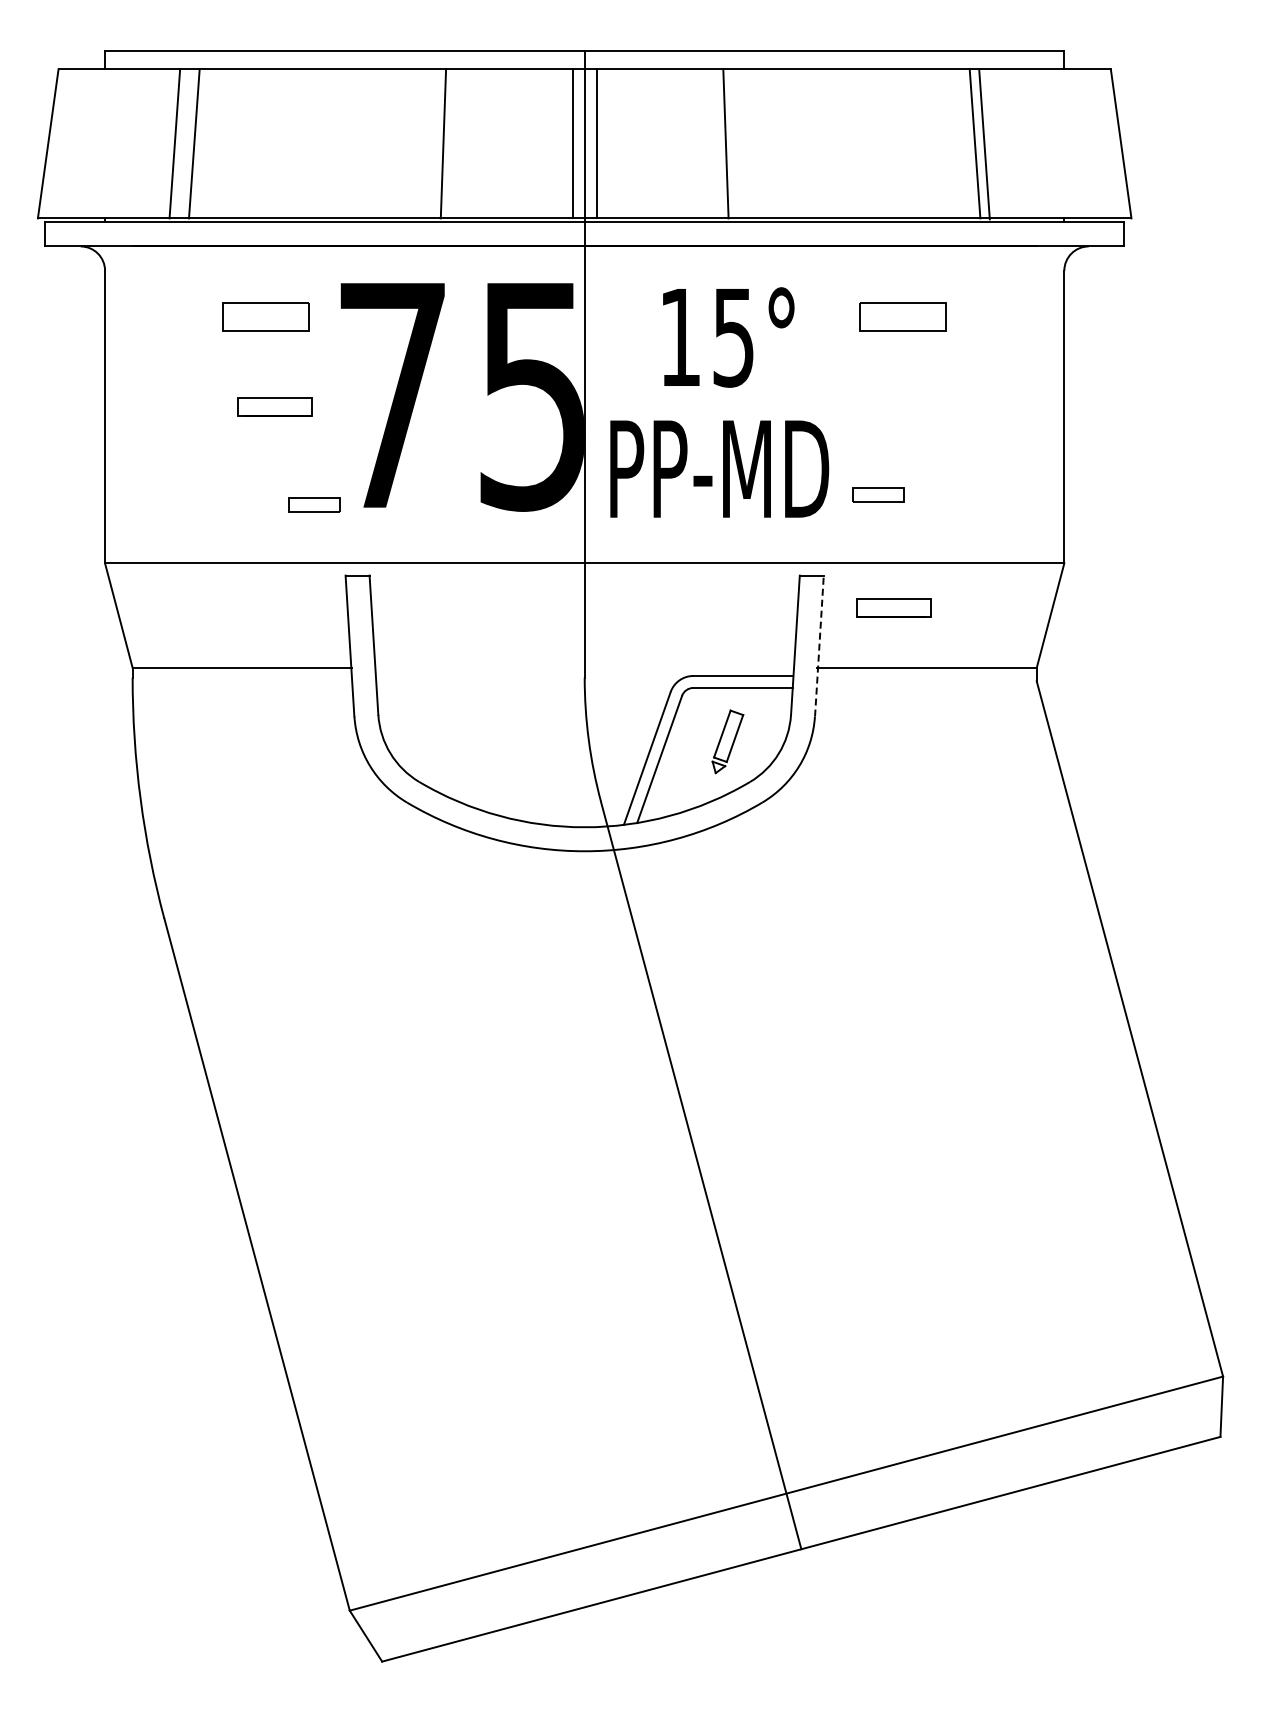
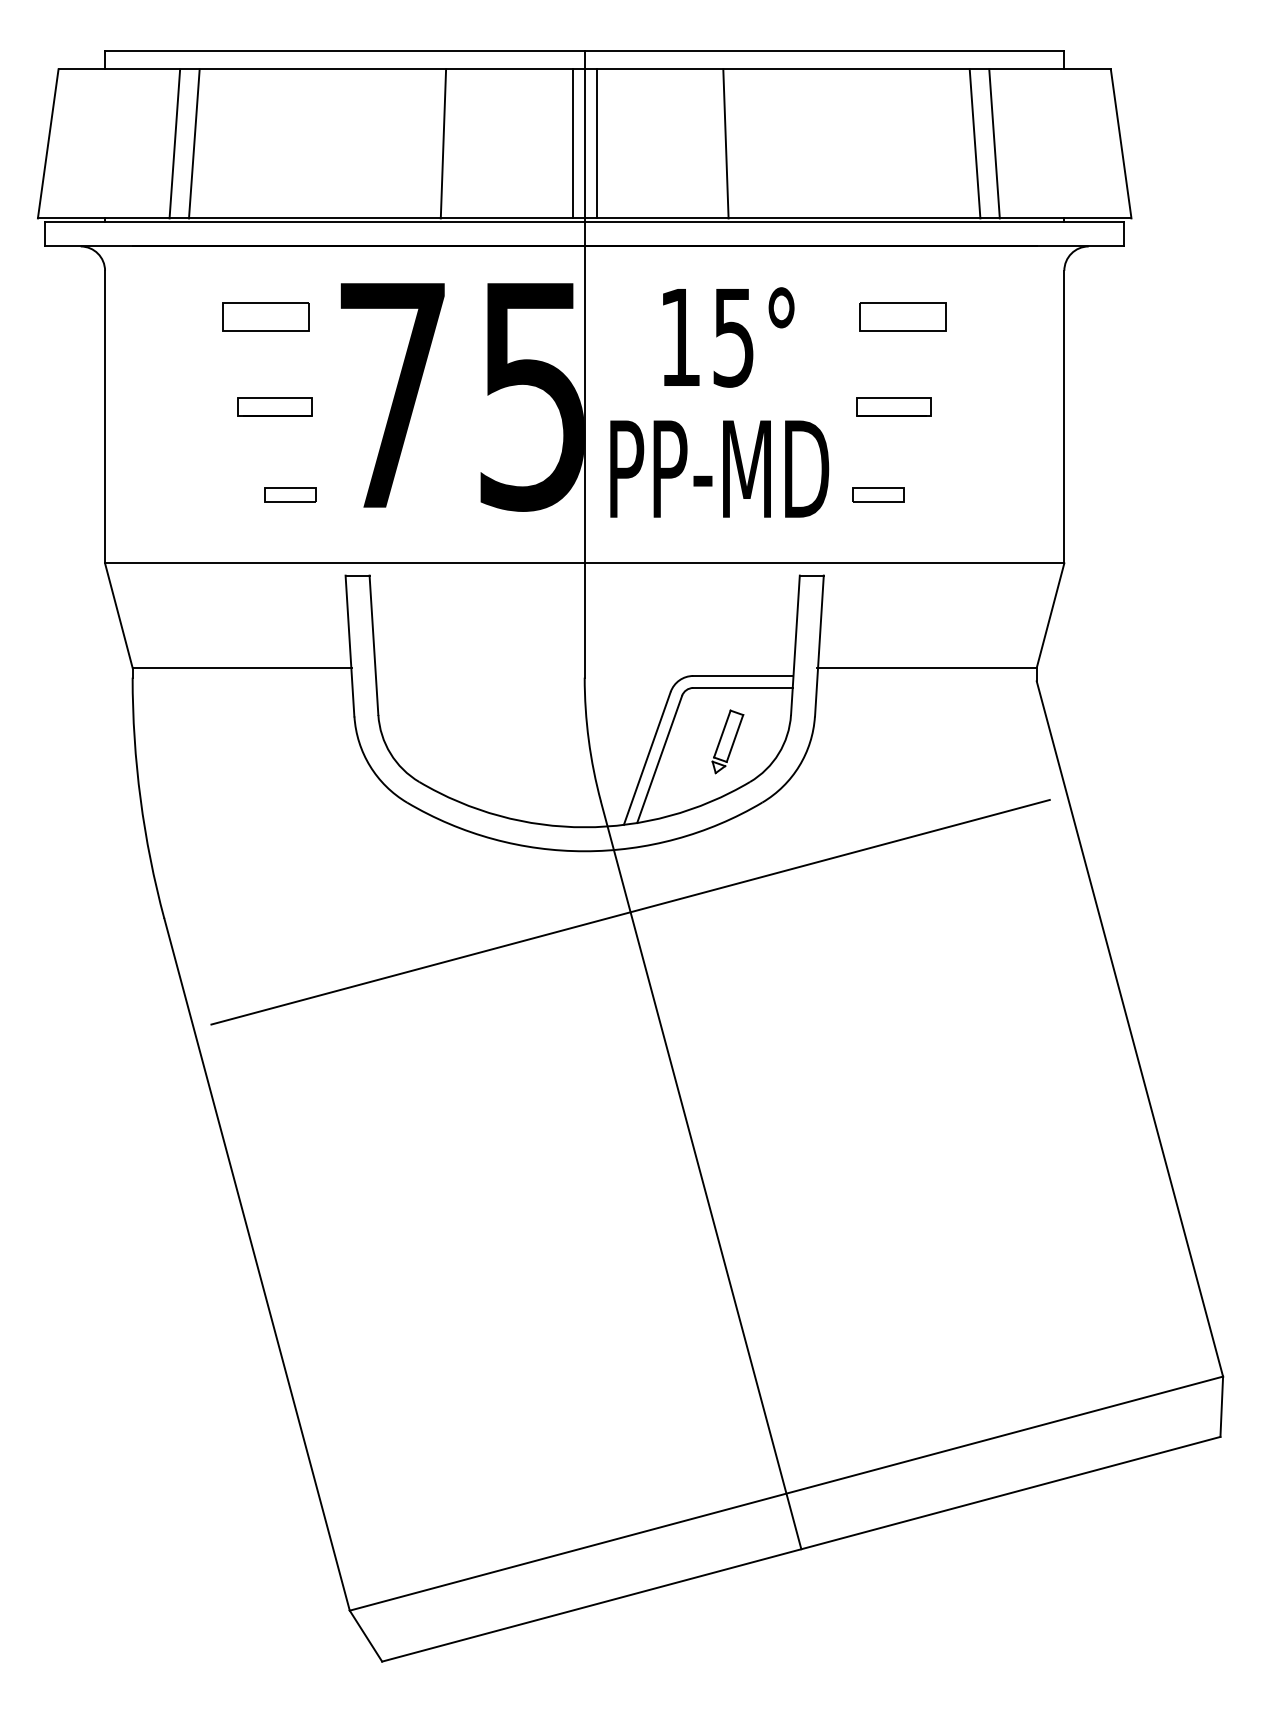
line position: (984, 144) -> (994, 143) (994, 143)
part position: (314, 504) -> (290, 494) (290, 494)
part position: (893, 607) -> (893, 406) (893, 406)
line: dashed -> solid (819, 646)
line: none -> present (630, 911)
